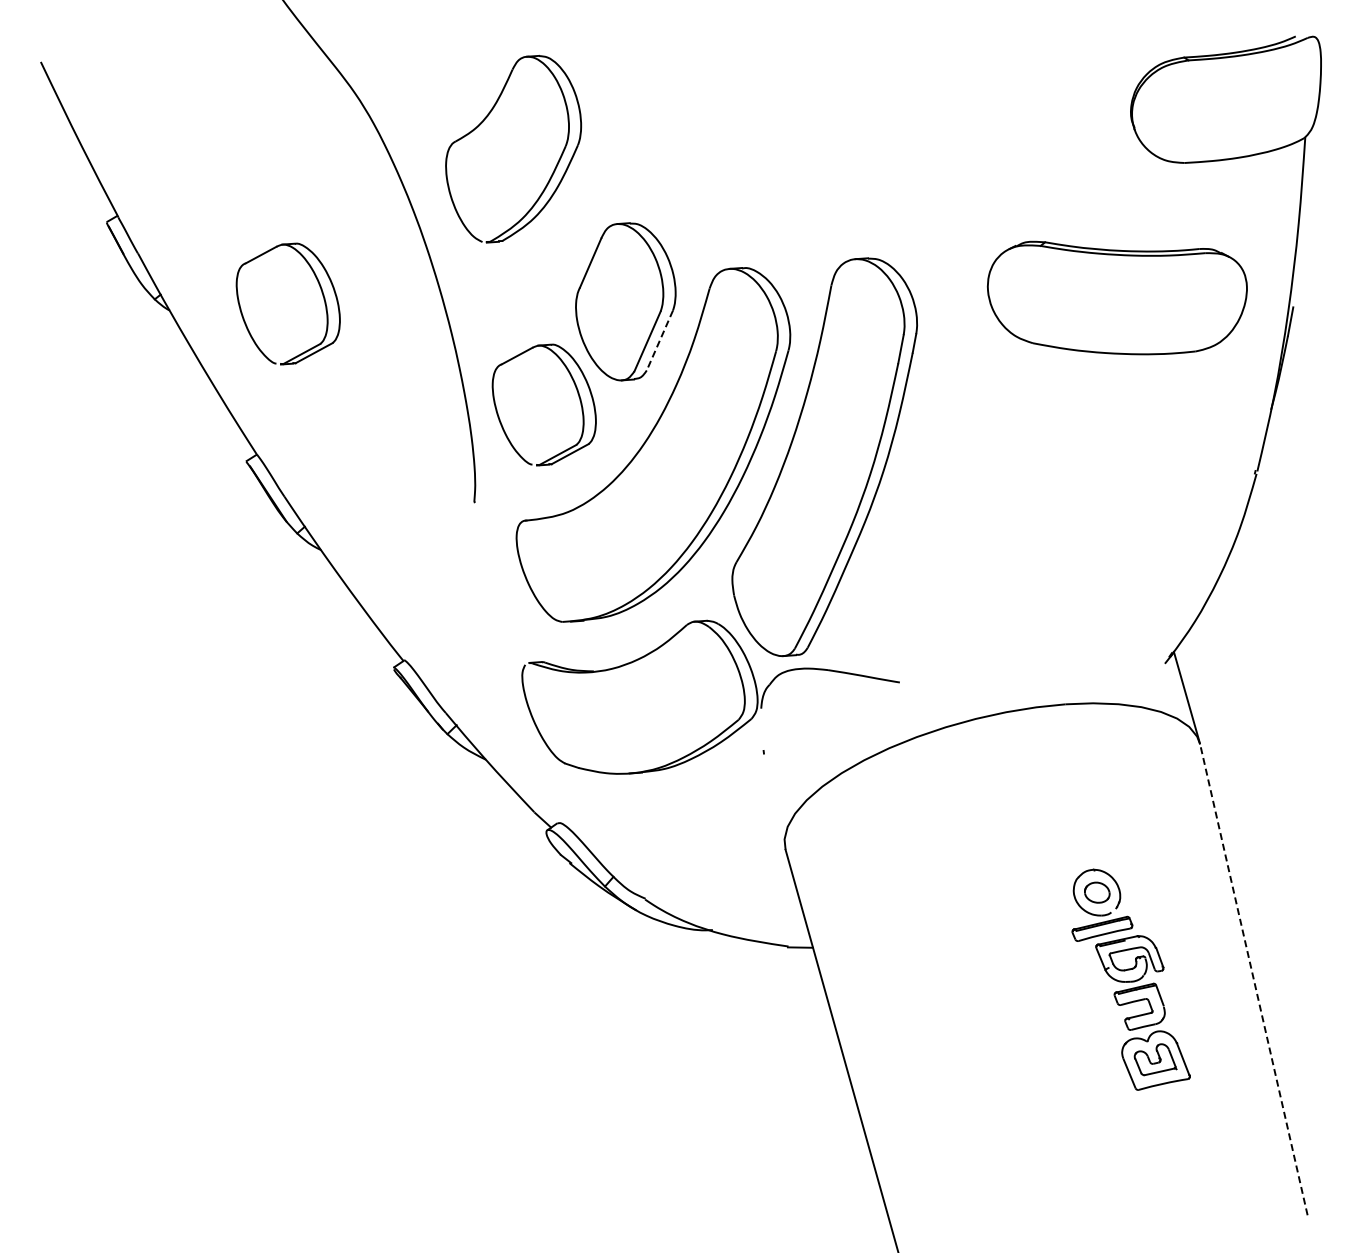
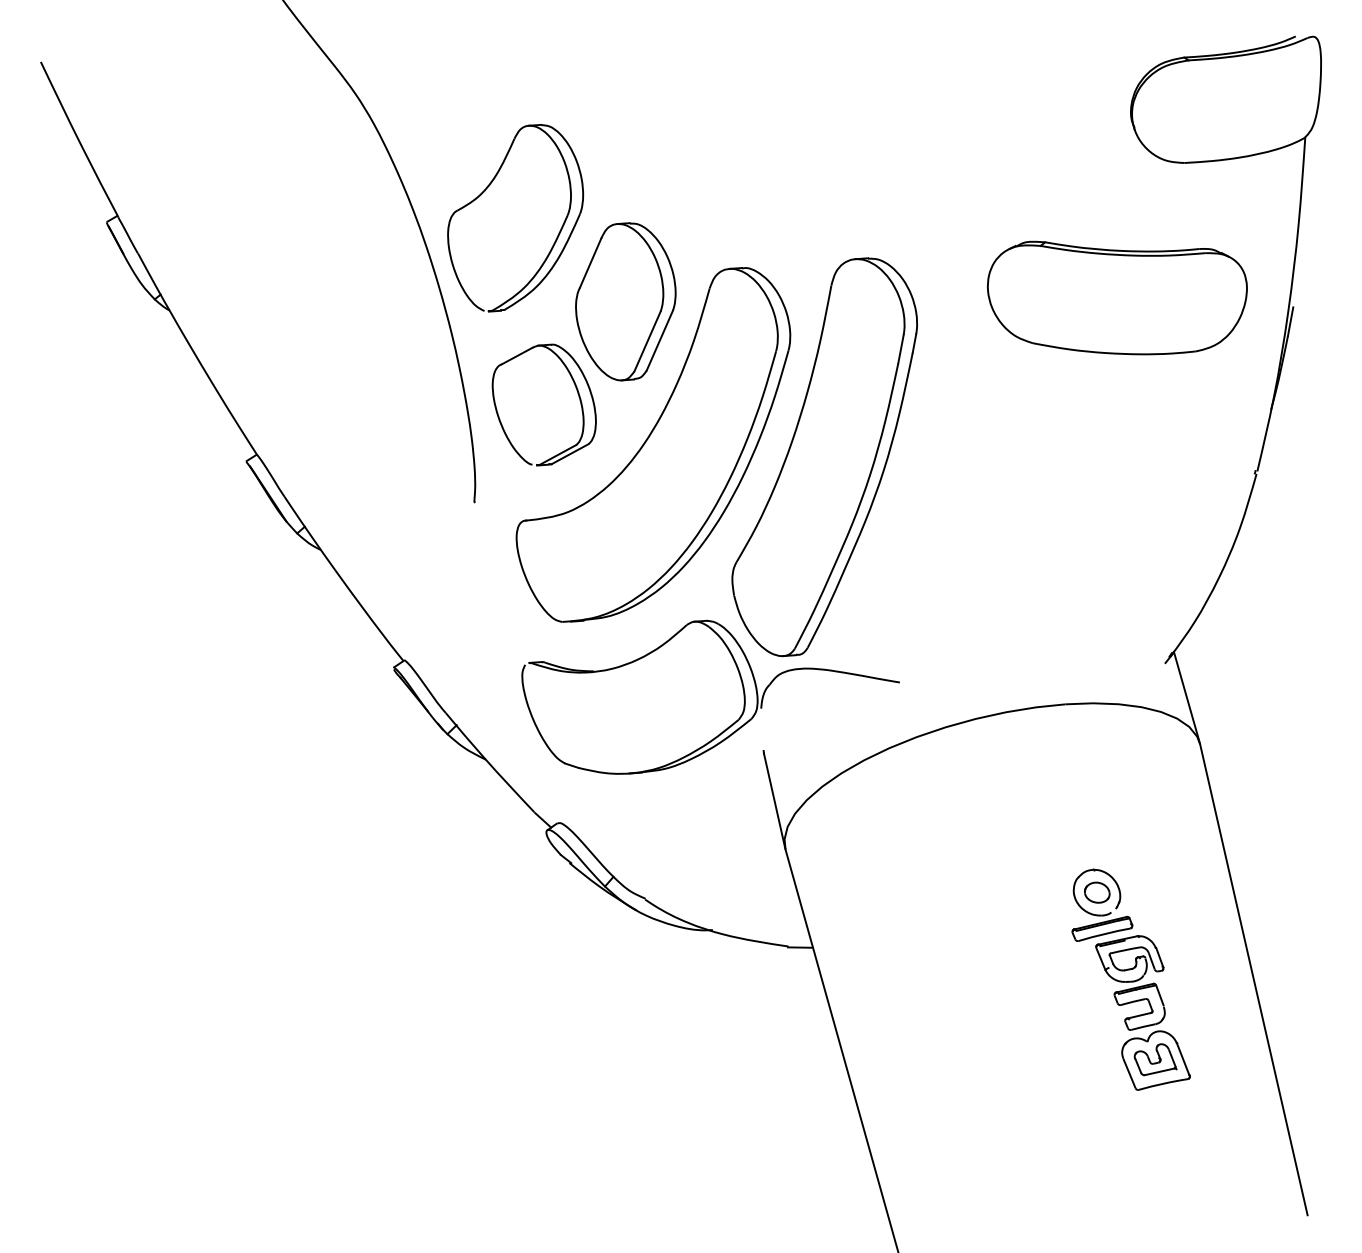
part position: (483, 122) -> (485, 191) (485, 191)
part: present -> none (321, 293)
line: dashed -> solid (659, 340)
line: none -> present (774, 800)
line: dashed -> solid (1253, 979)
